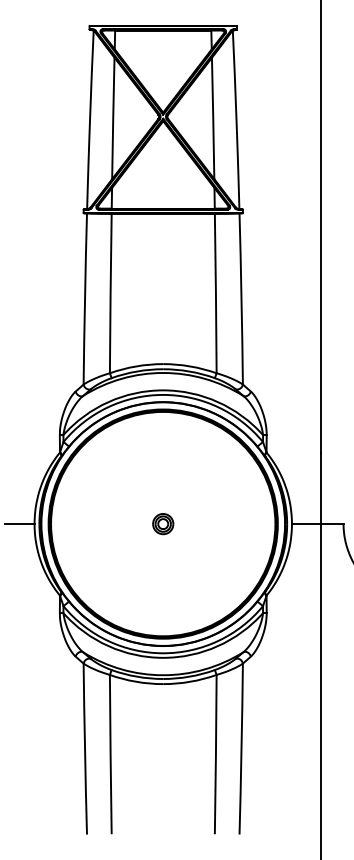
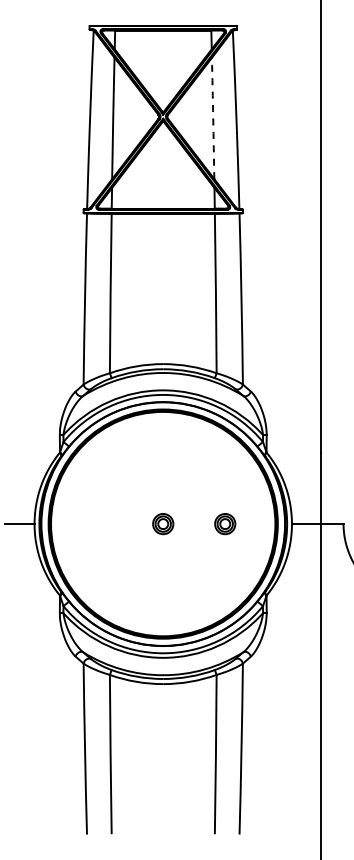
arc: solid -> dashed (213, 118)
part: none -> present (225, 524)
